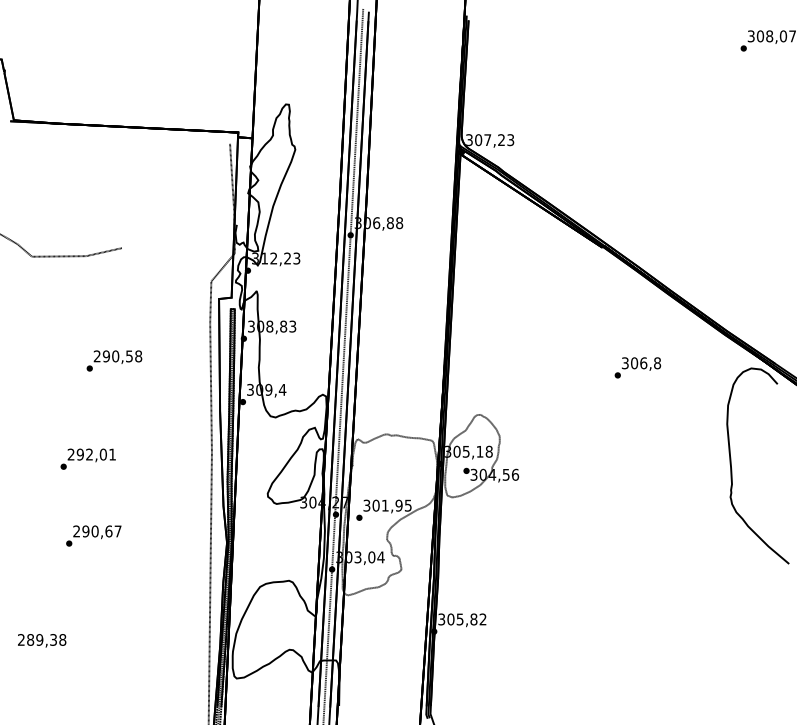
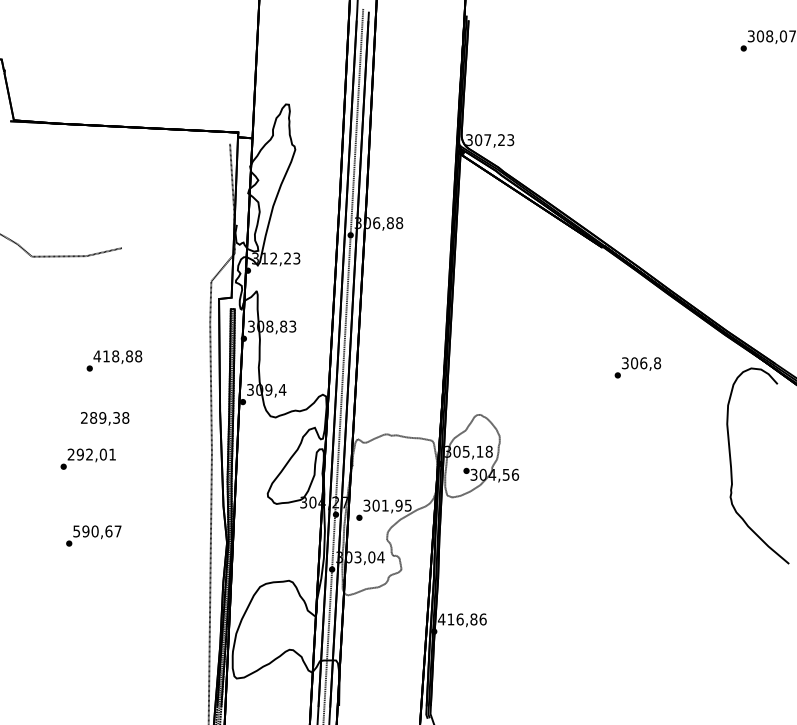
text: 290,58 -> 418,88 (112, 356)
text: 290,67 -> 590,67 (76, 531)
text: 305,82 -> 416,86 (461, 619)
text position: (42, 640) -> (105, 418) (105, 418)
